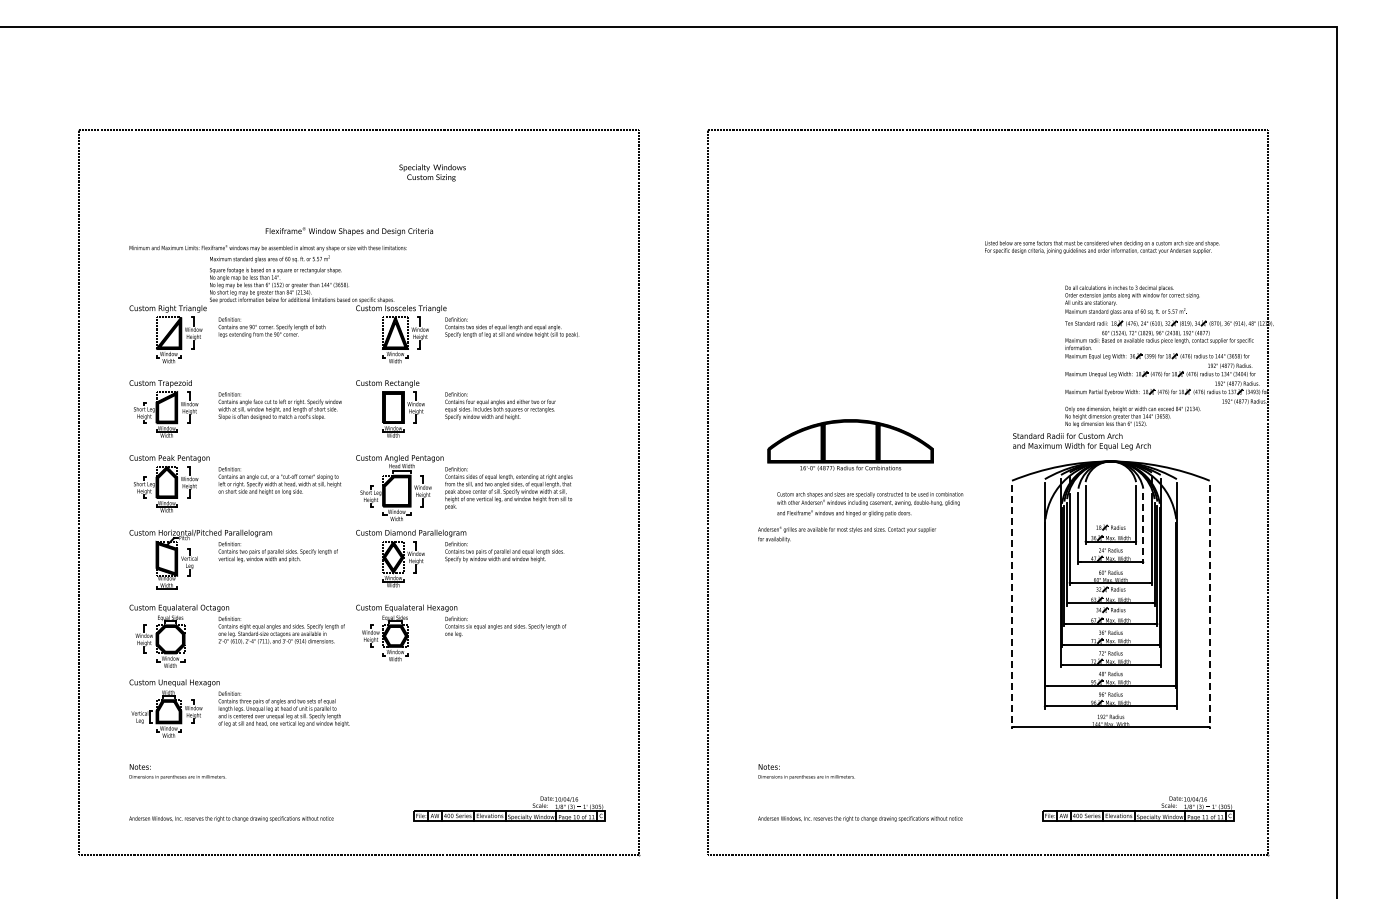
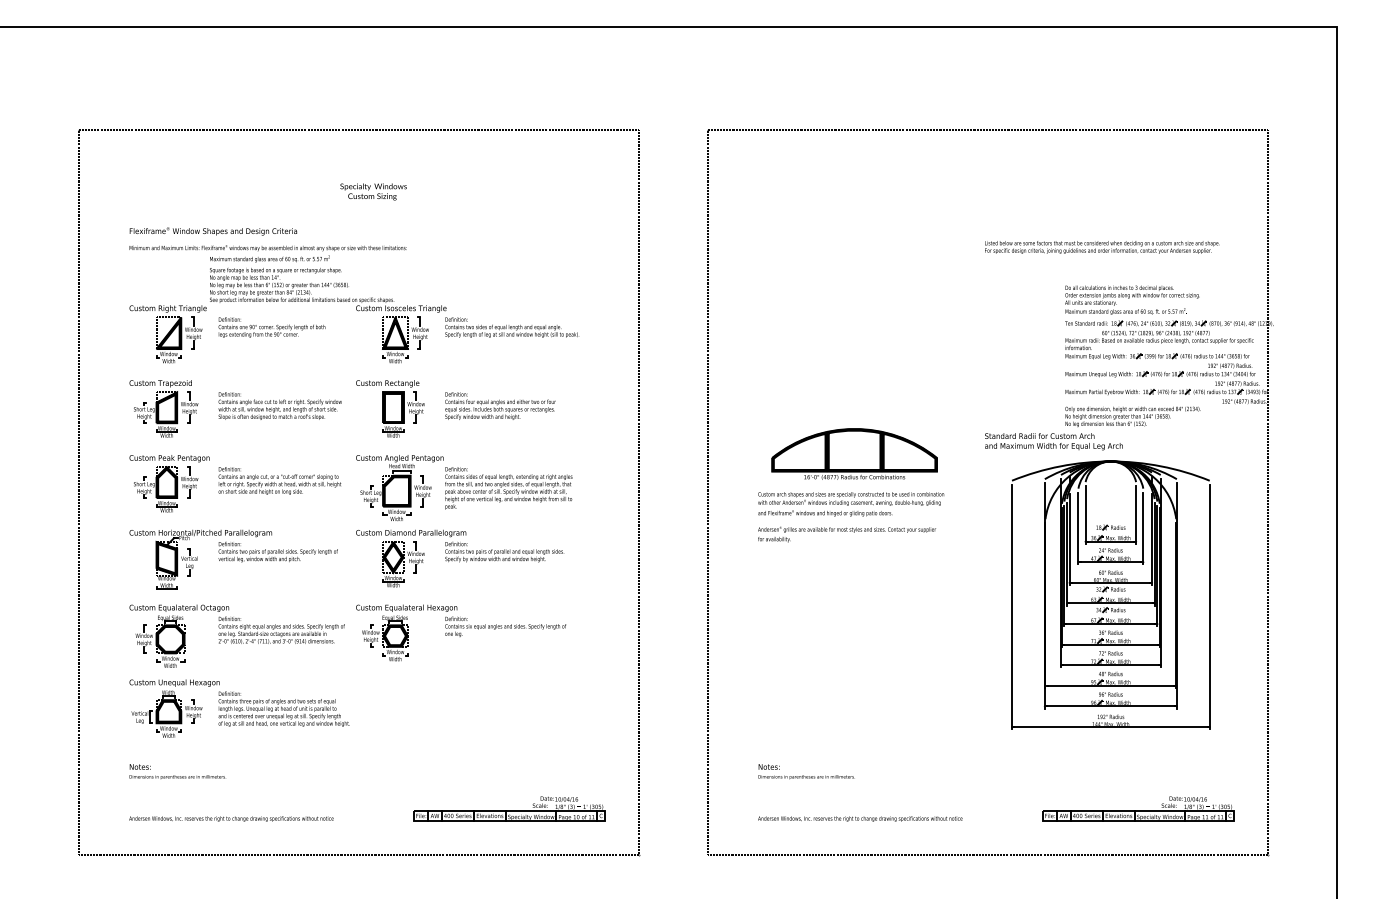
text position: (432, 172) -> (373, 191) (373, 191)
text position: (349, 231) -> (213, 231) (213, 231)
text position: (1081, 441) -> (1053, 441) (1053, 441)
part position: (850, 444) -> (854, 453) (854, 453)
text position: (870, 504) -> (851, 504) (851, 504)
line: dashed -> solid (1143, 528)
line: dashed -> solid (1012, 607)
line: dashed -> solid (1209, 607)
